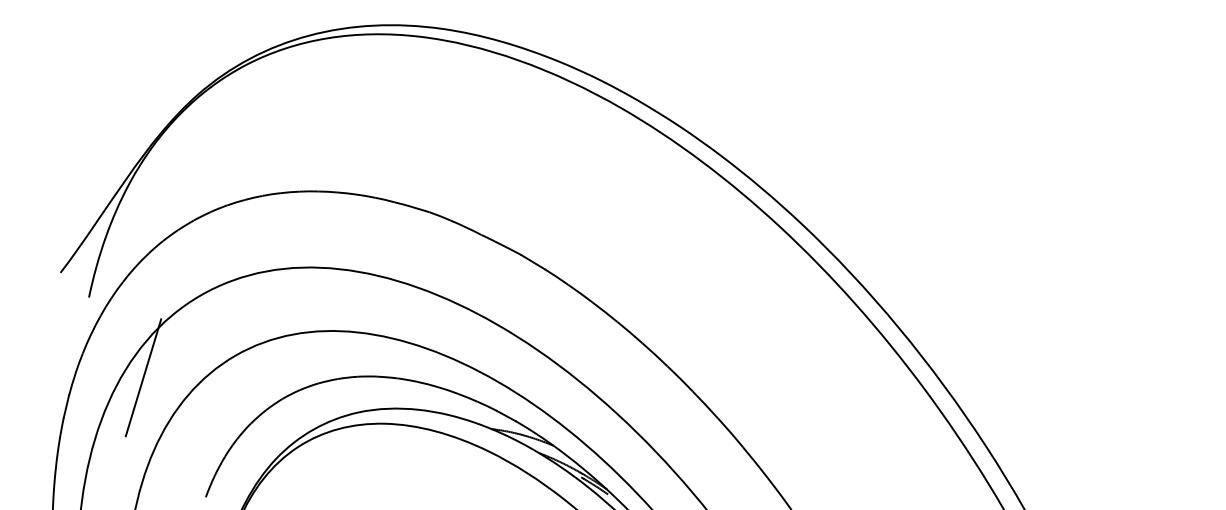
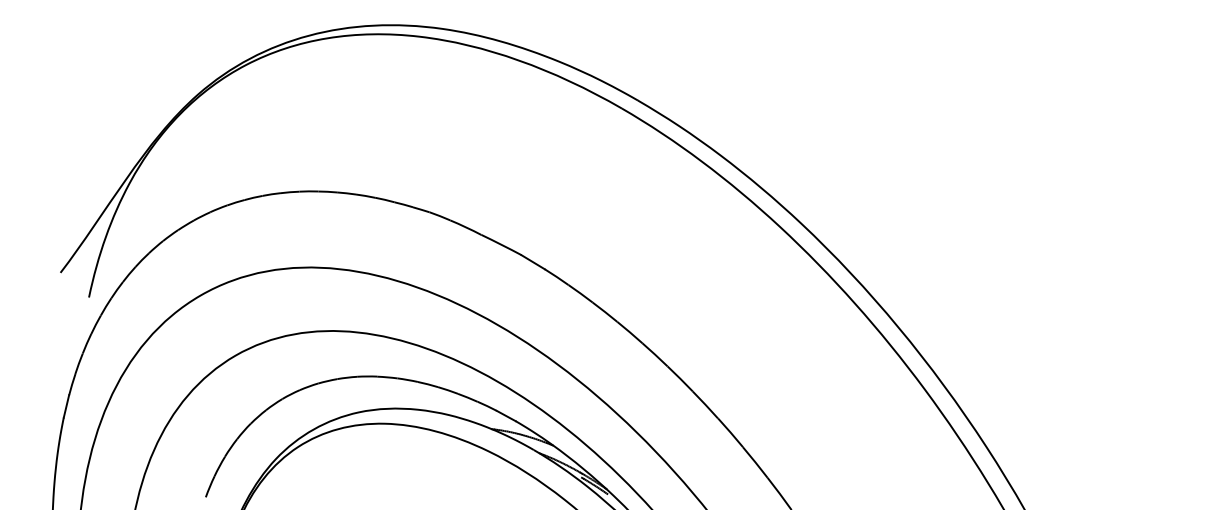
line: present -> none (143, 377)
